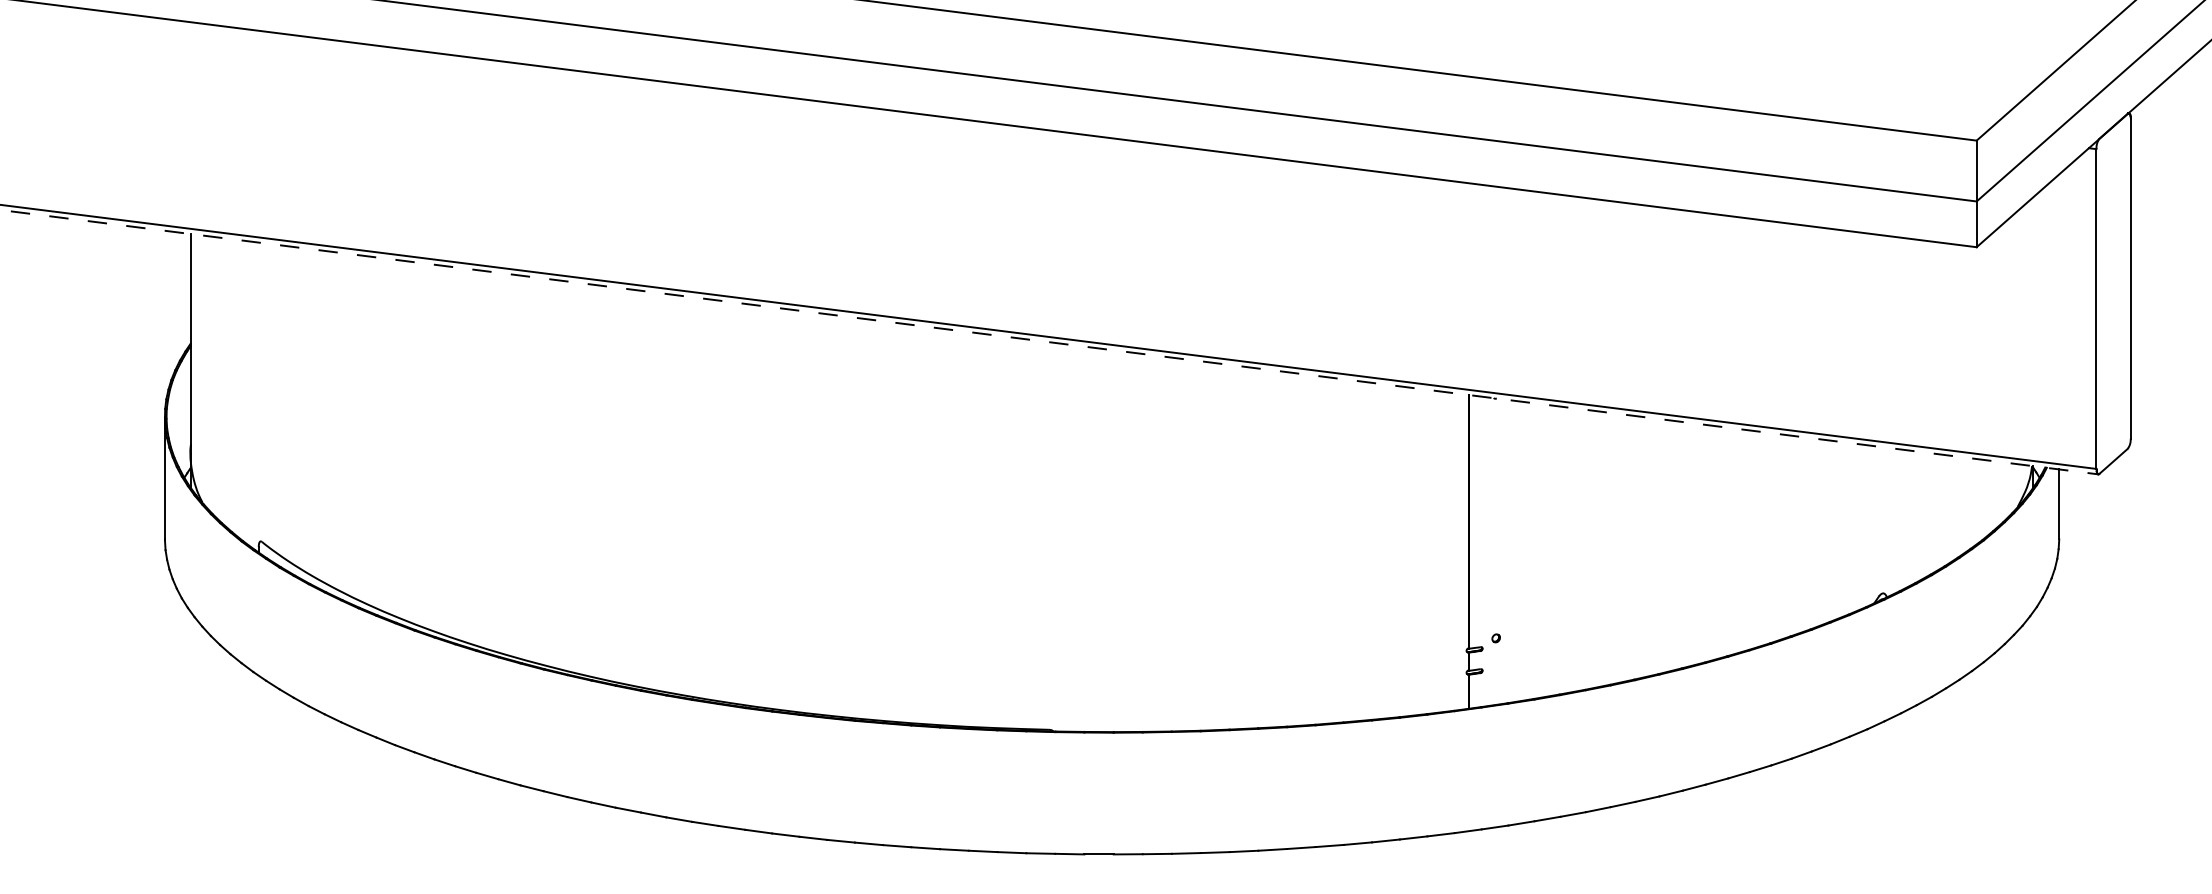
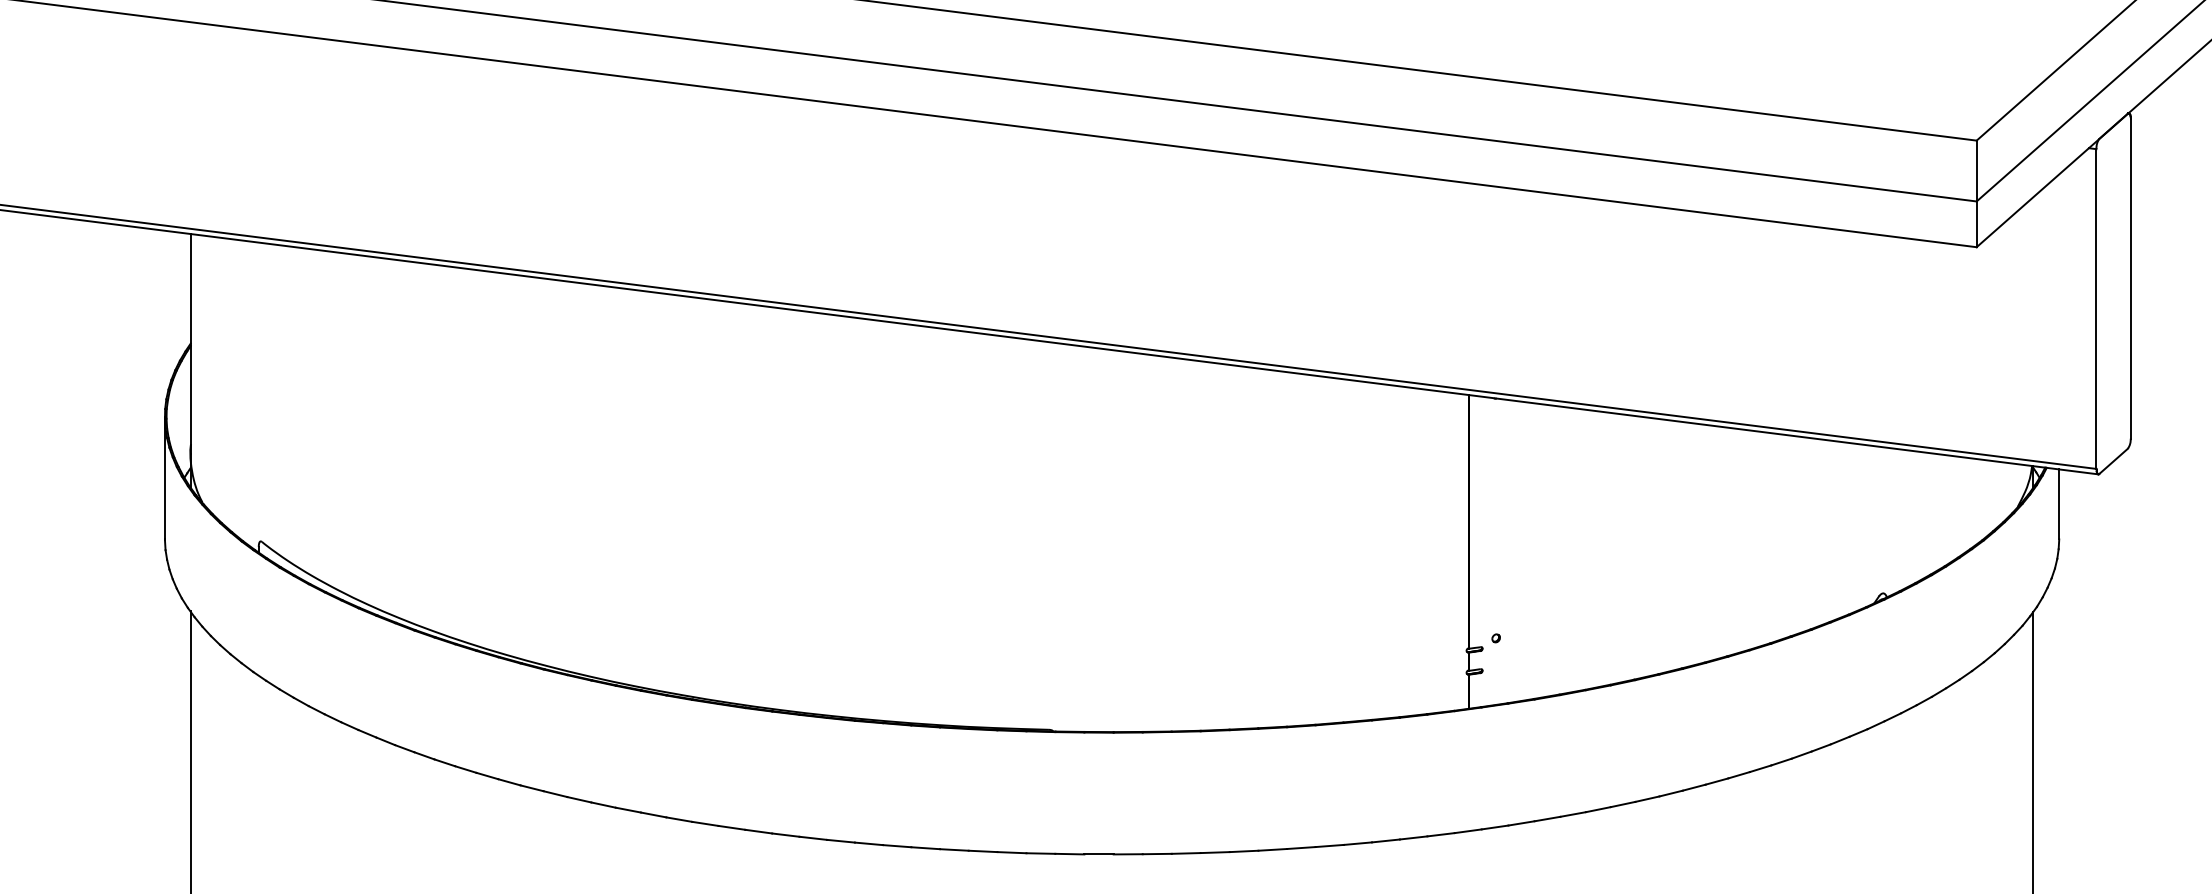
line: dashed -> solid (1049, 342)
line: none -> present (190, 750)
line: none -> present (2033, 750)
